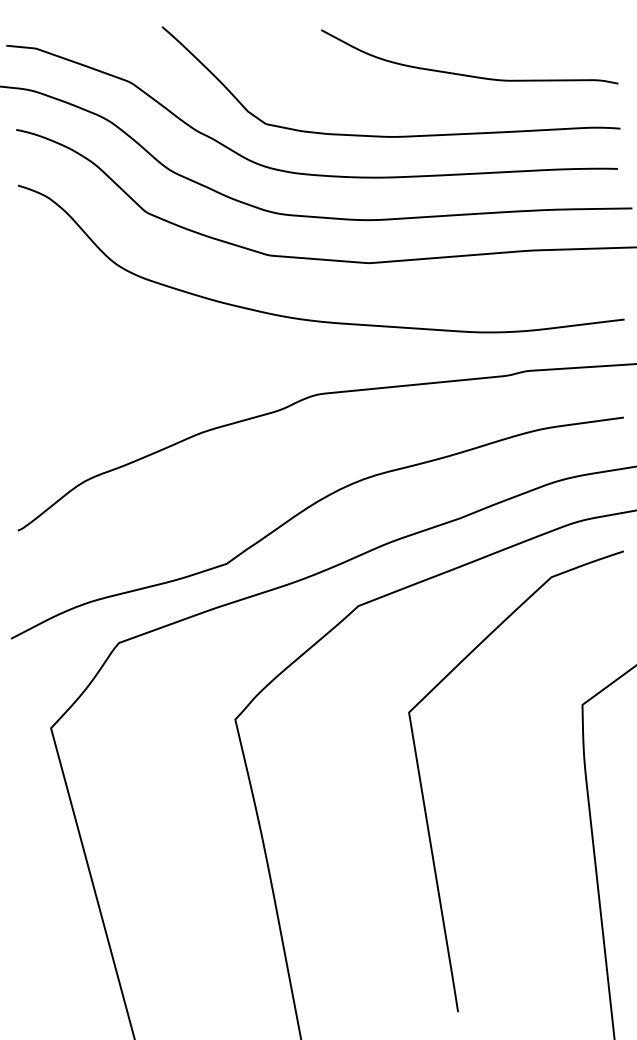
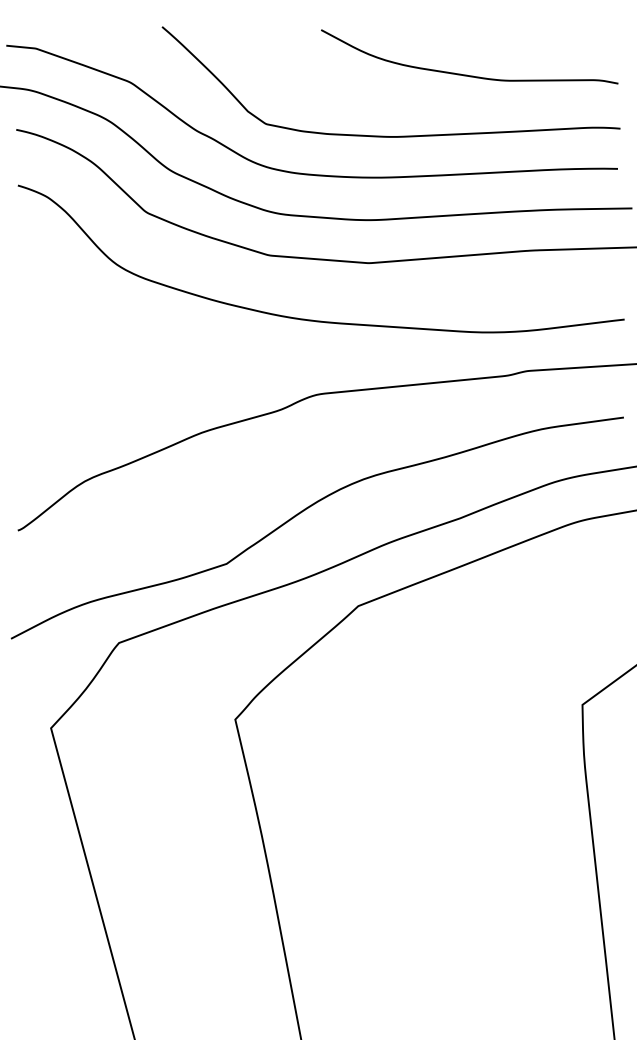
curve: present -> none (424, 798)
